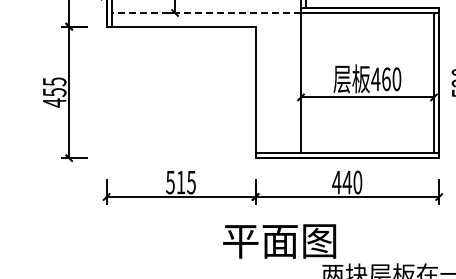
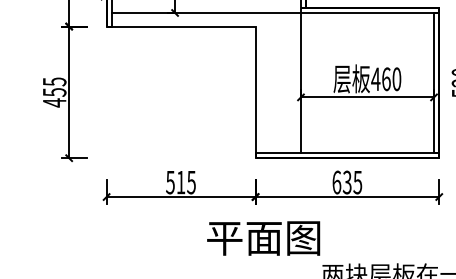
line: dashed -> solid (206, 12)
text: 440 -> 635 (347, 182)
text position: (279, 241) -> (263, 238) (263, 238)
